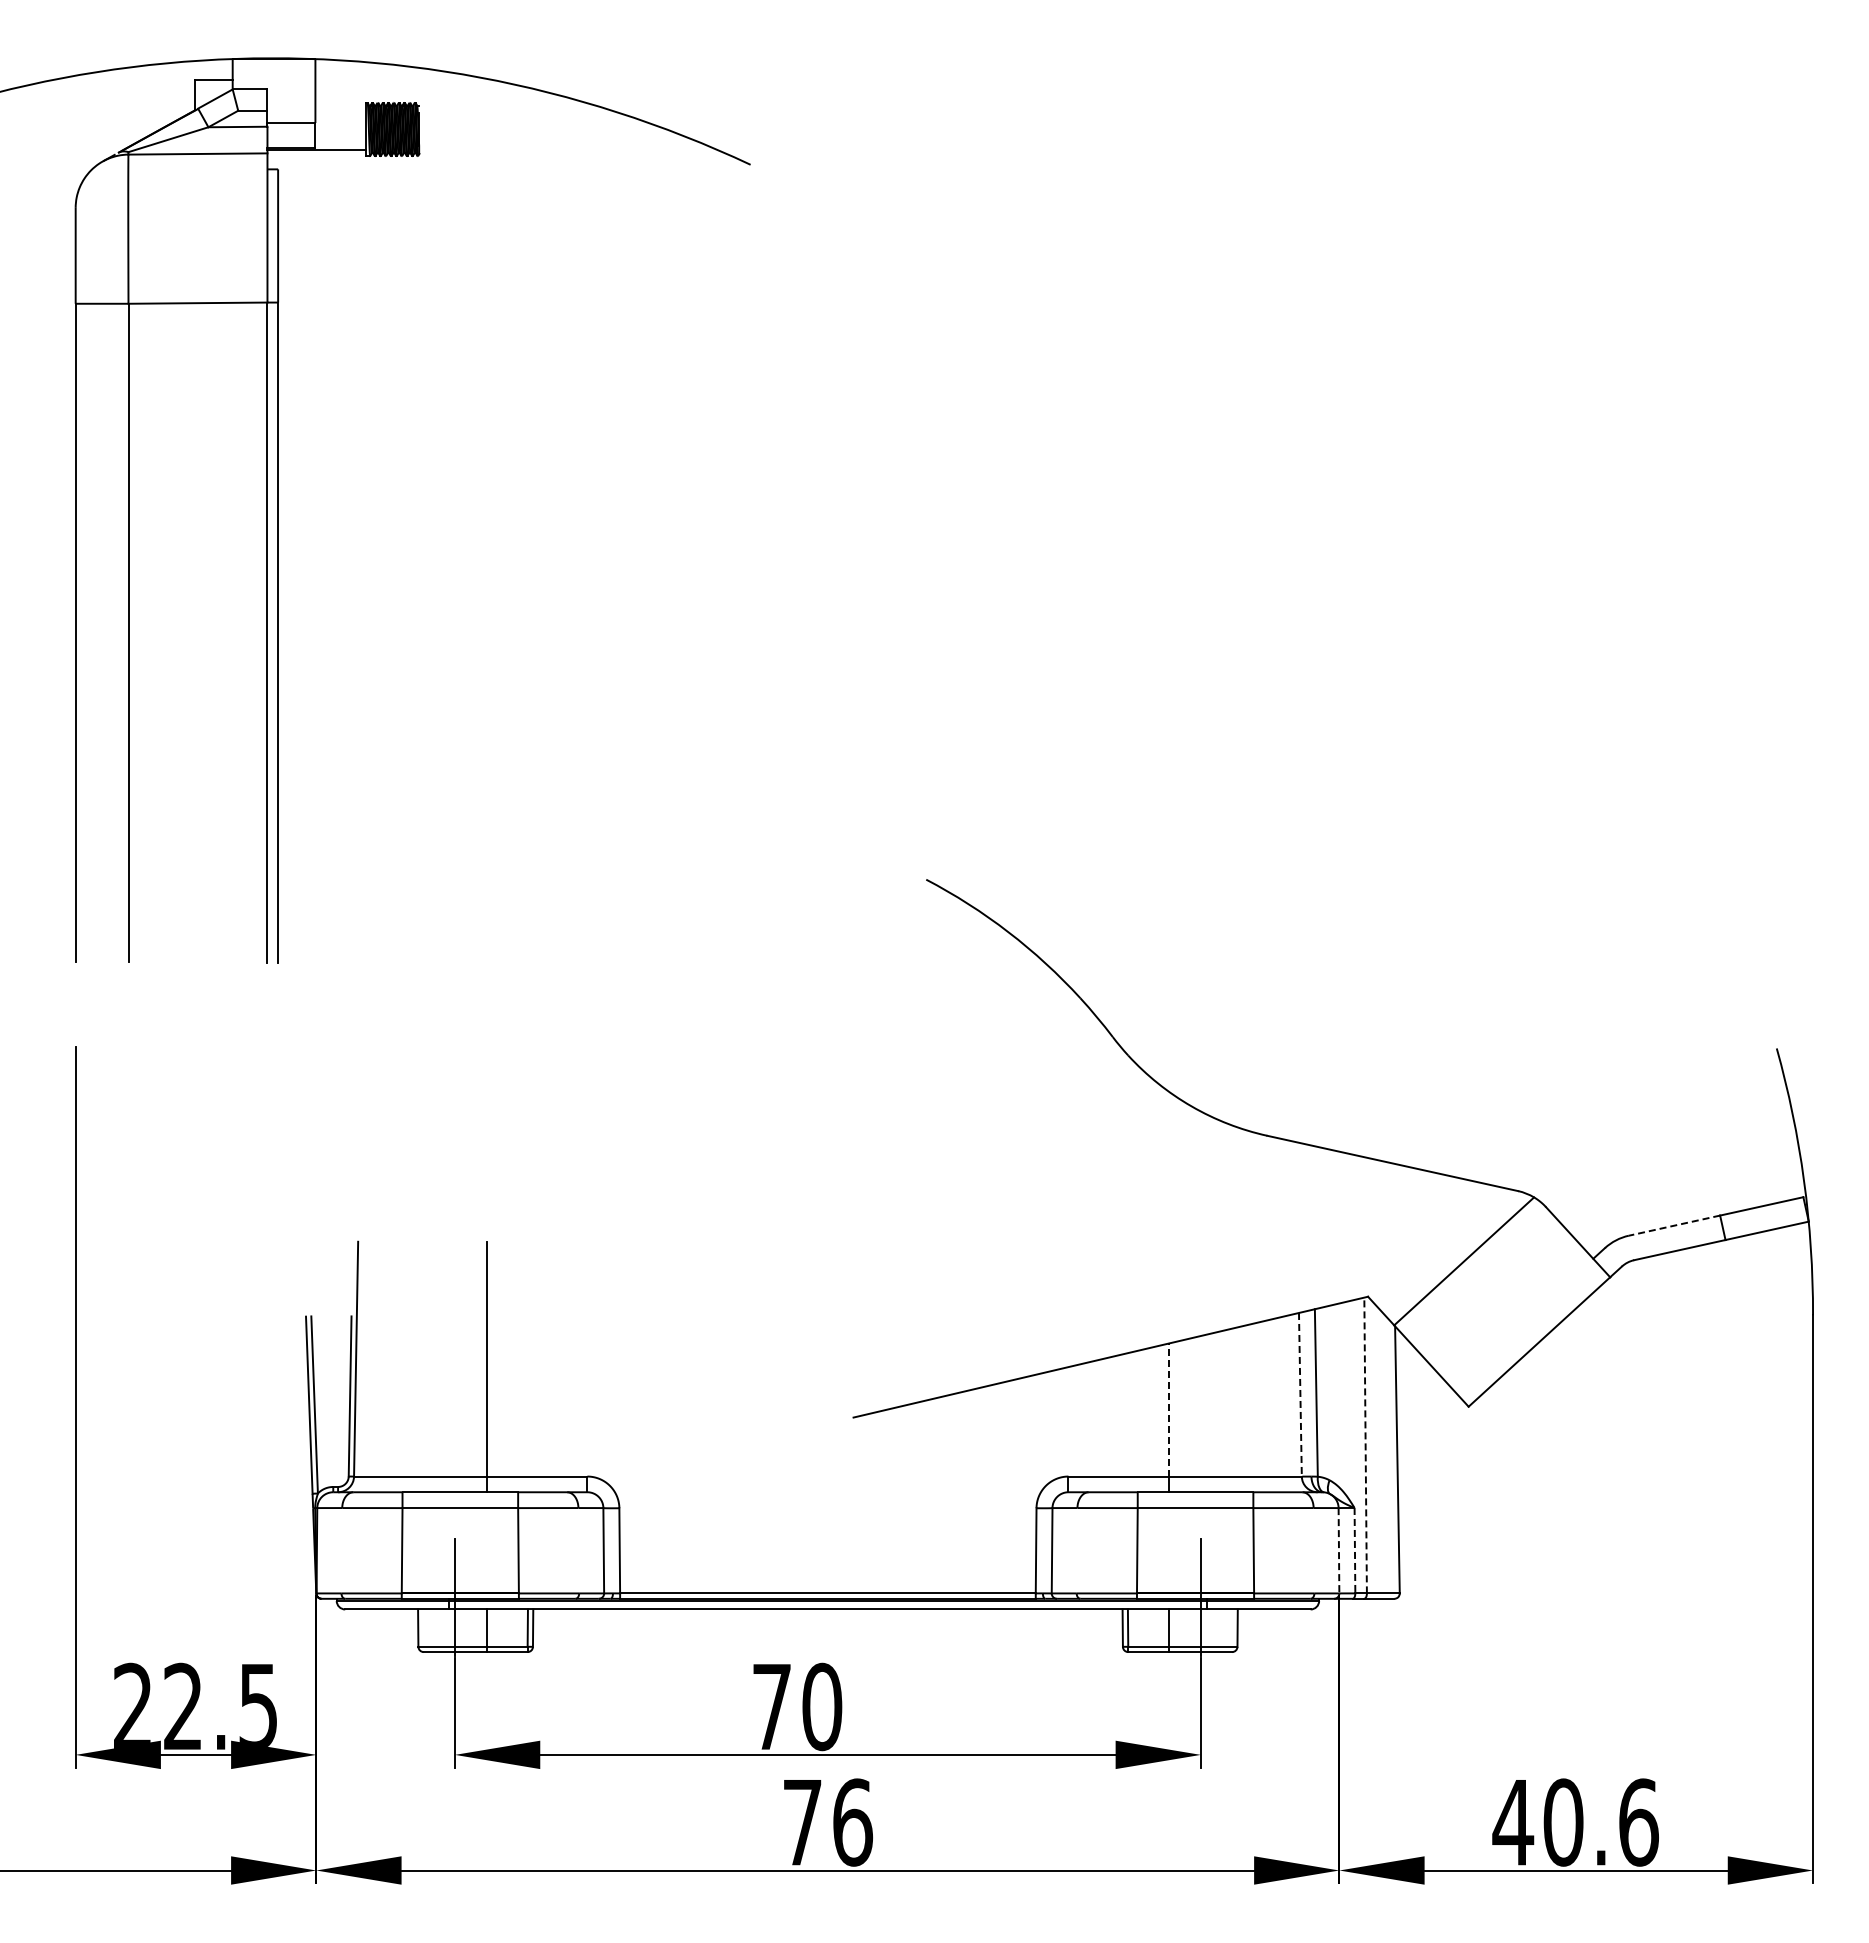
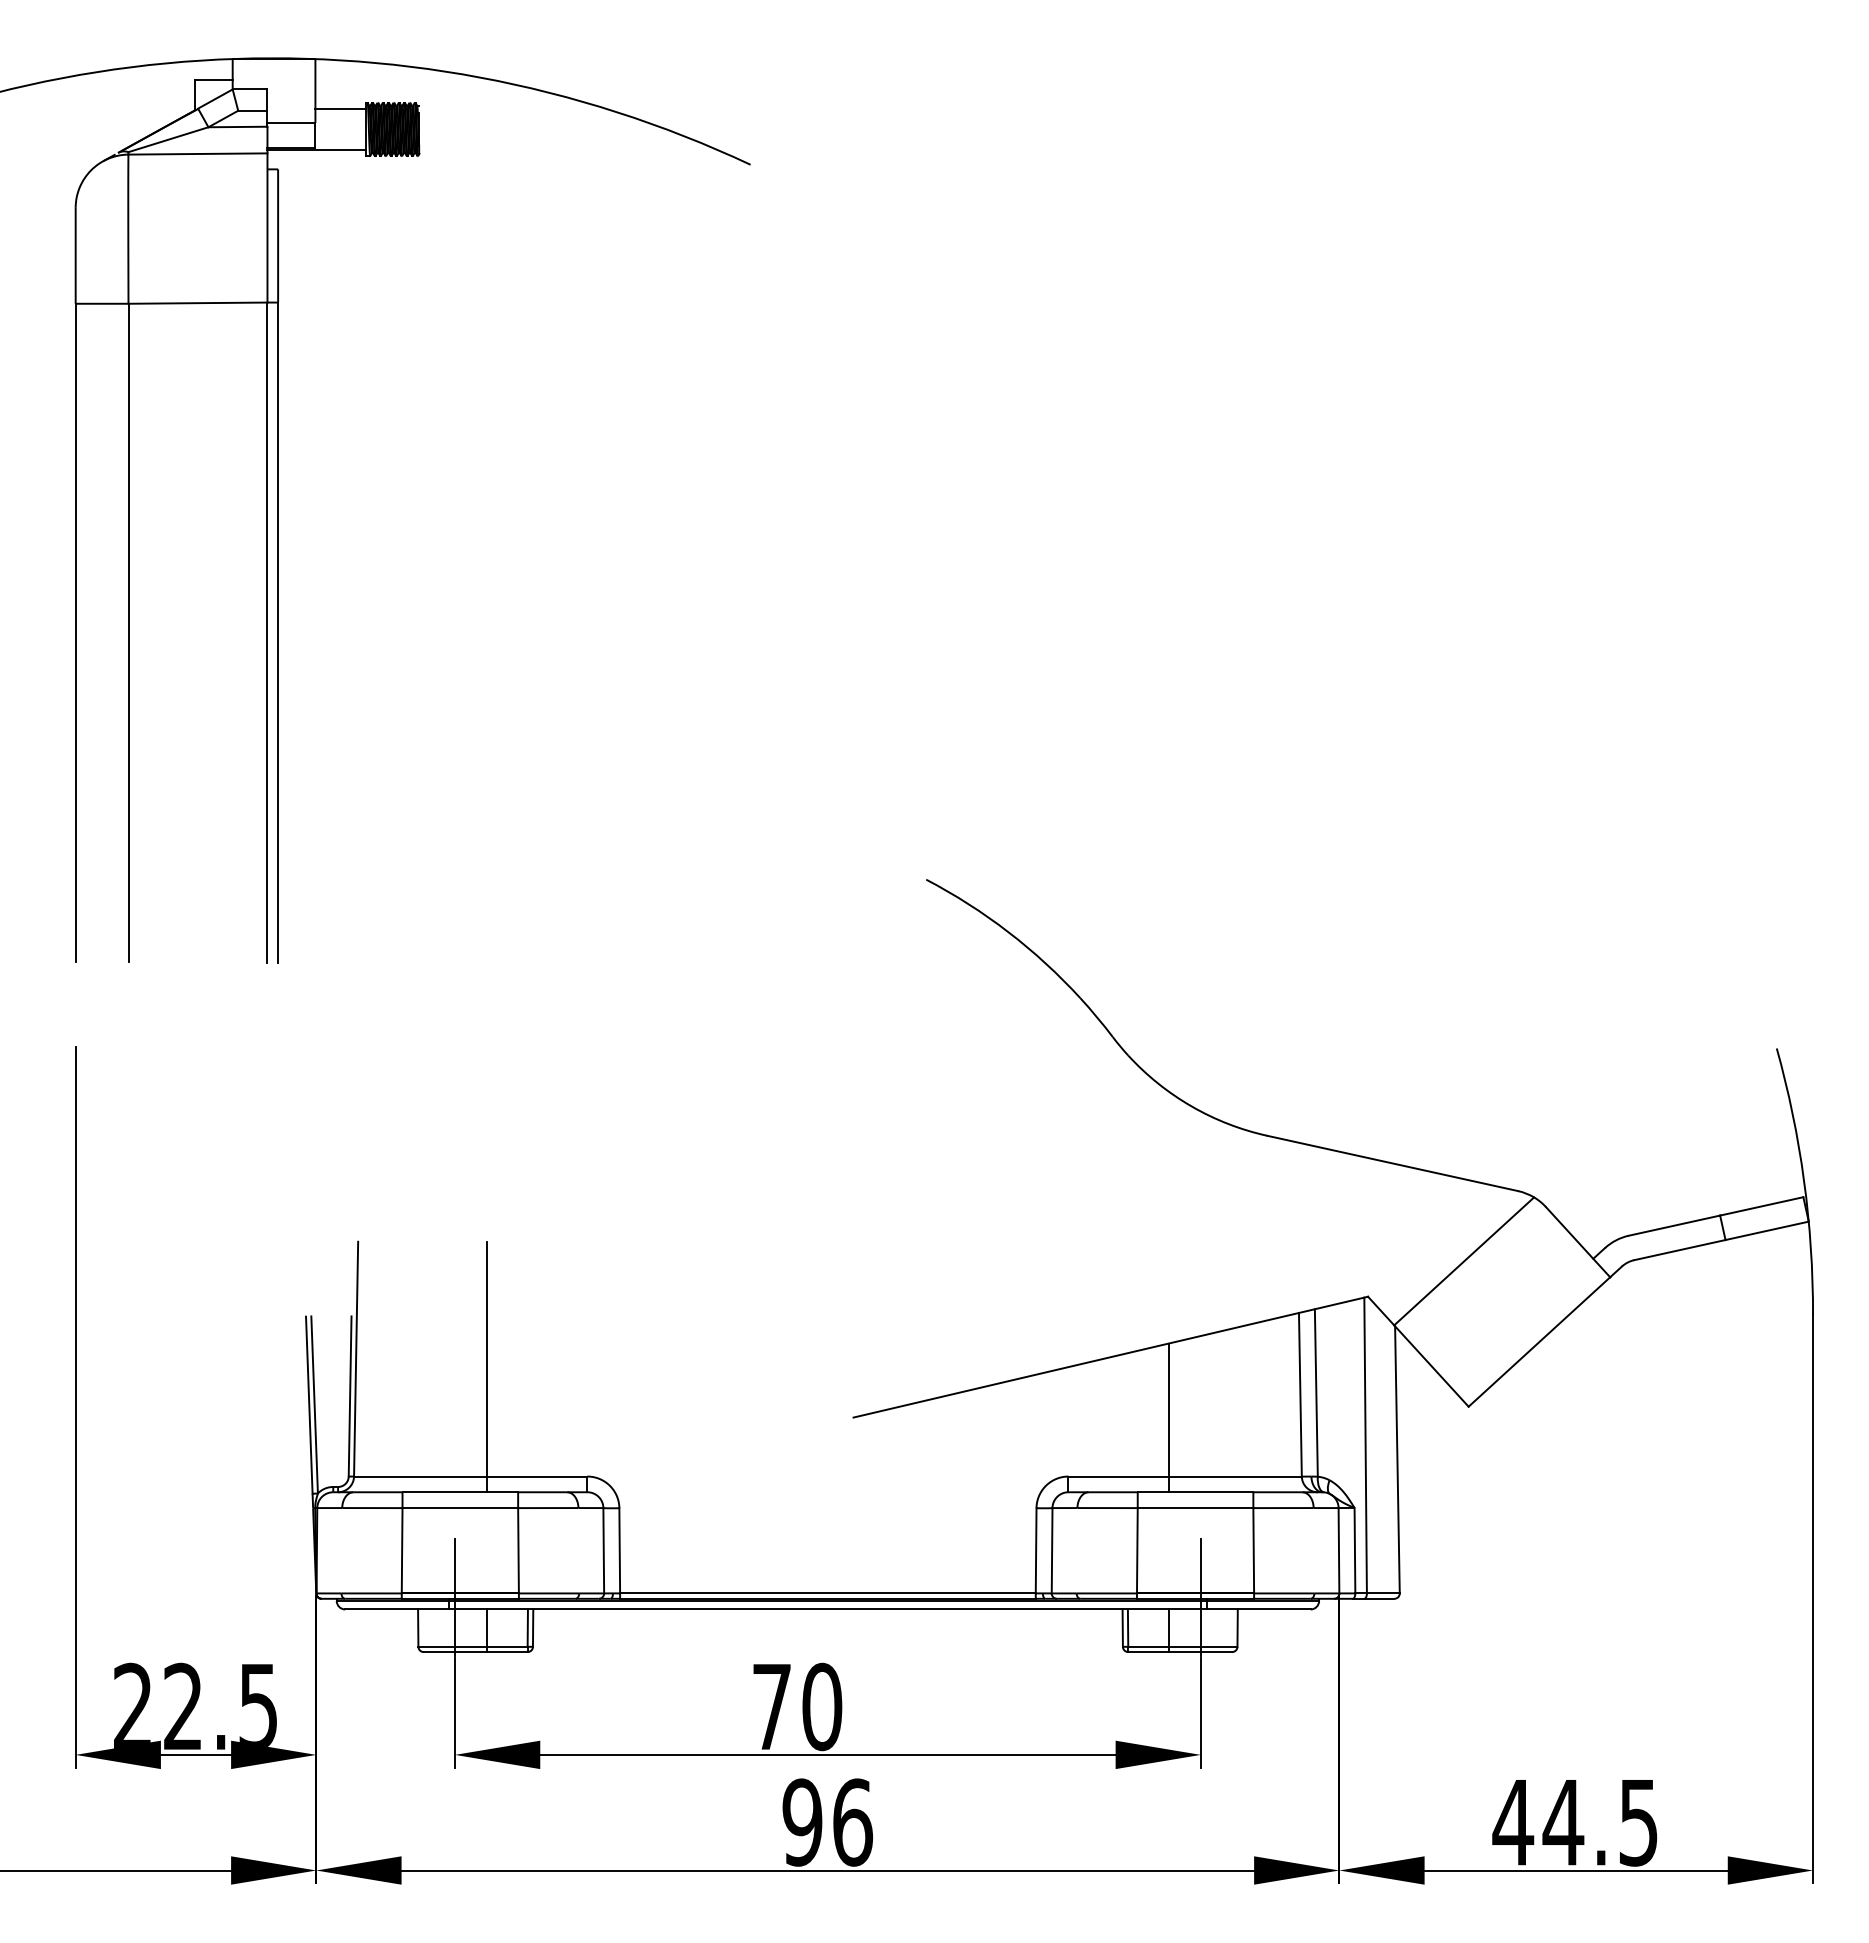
line: none -> present (340, 109)
line: dashed -> solid (1674, 1225)
line: dashed -> solid (1300, 1394)
line: dashed -> solid (1168, 1410)
line: dashed -> solid (1365, 1445)
line: dashed -> solid (1338, 1550)
line: dashed -> solid (1354, 1550)
text: 76 -> 96 (802, 1822)
text: 40.6 -> 44.5 (1600, 1822)
